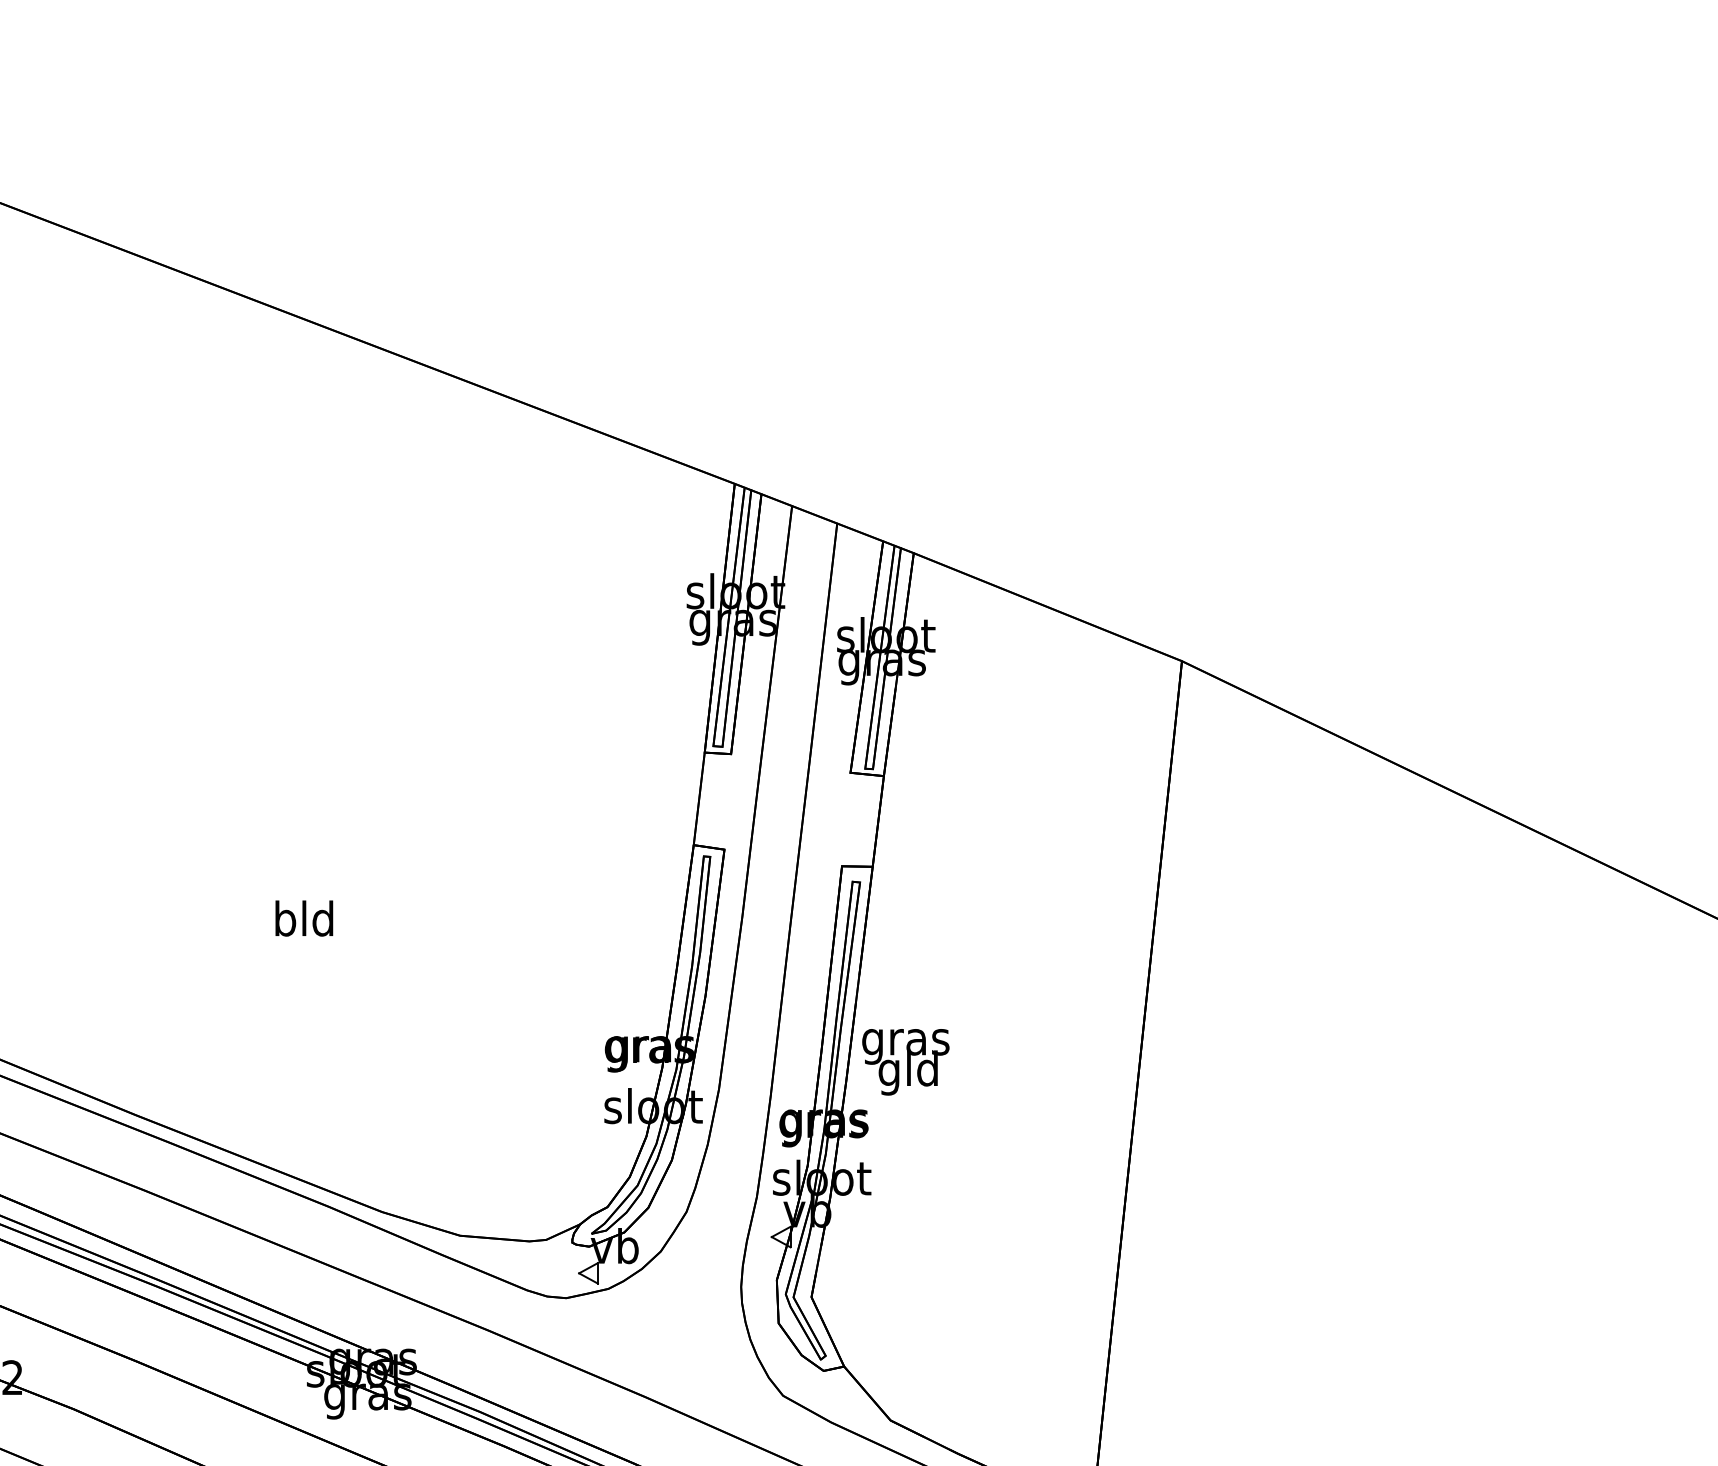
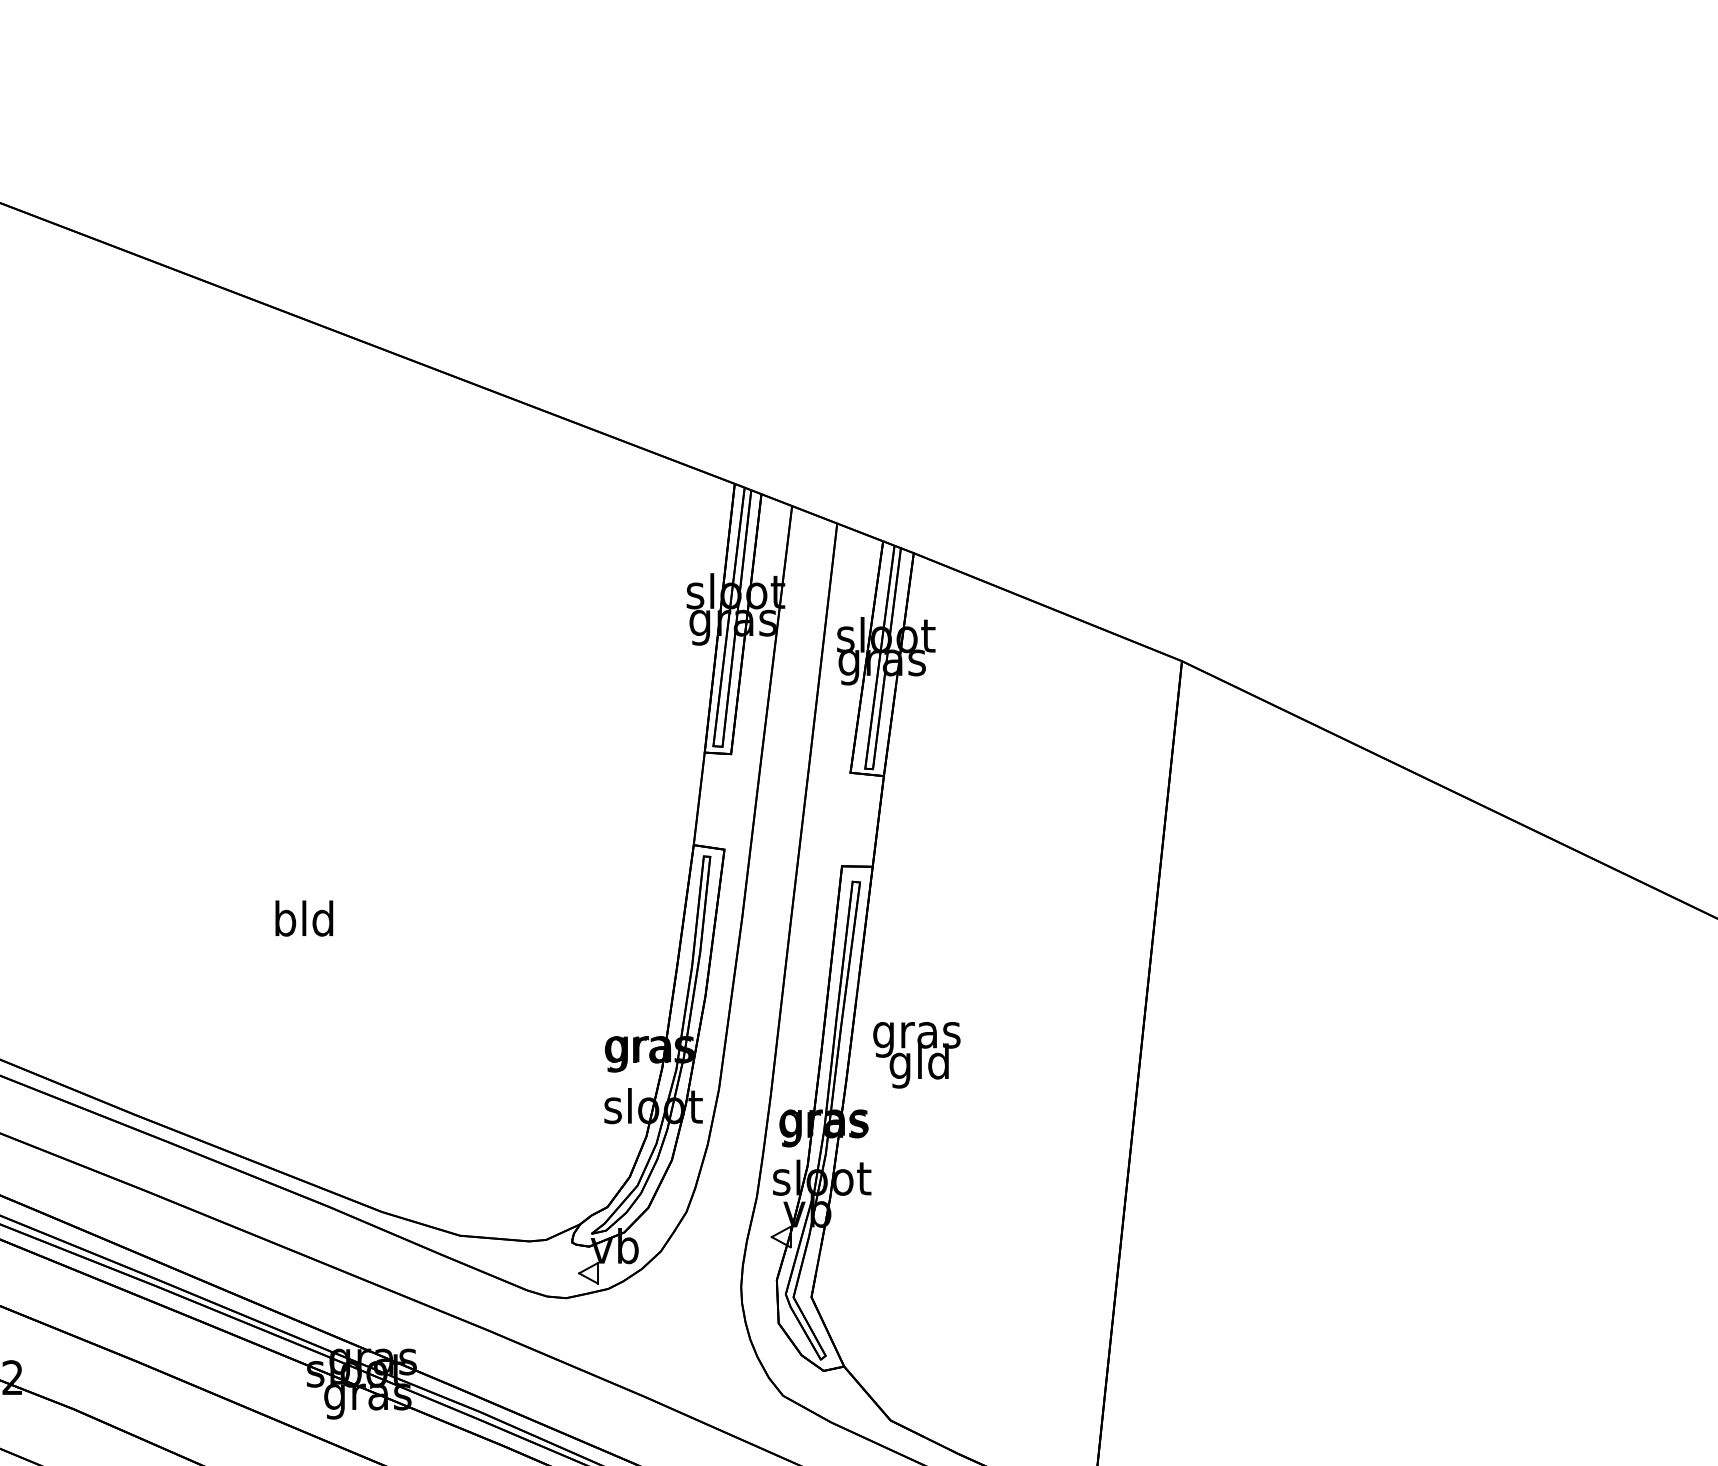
text position: (905, 1062) -> (916, 1055) (916, 1055)
